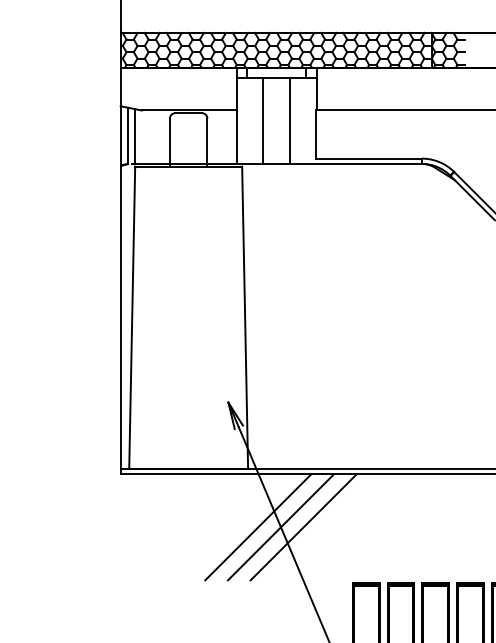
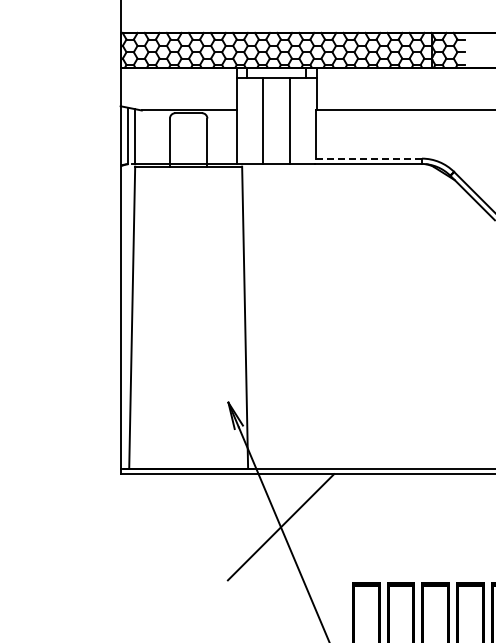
line: solid -> dashed (369, 158)
line: present -> none (258, 527)
line: present -> none (303, 527)
